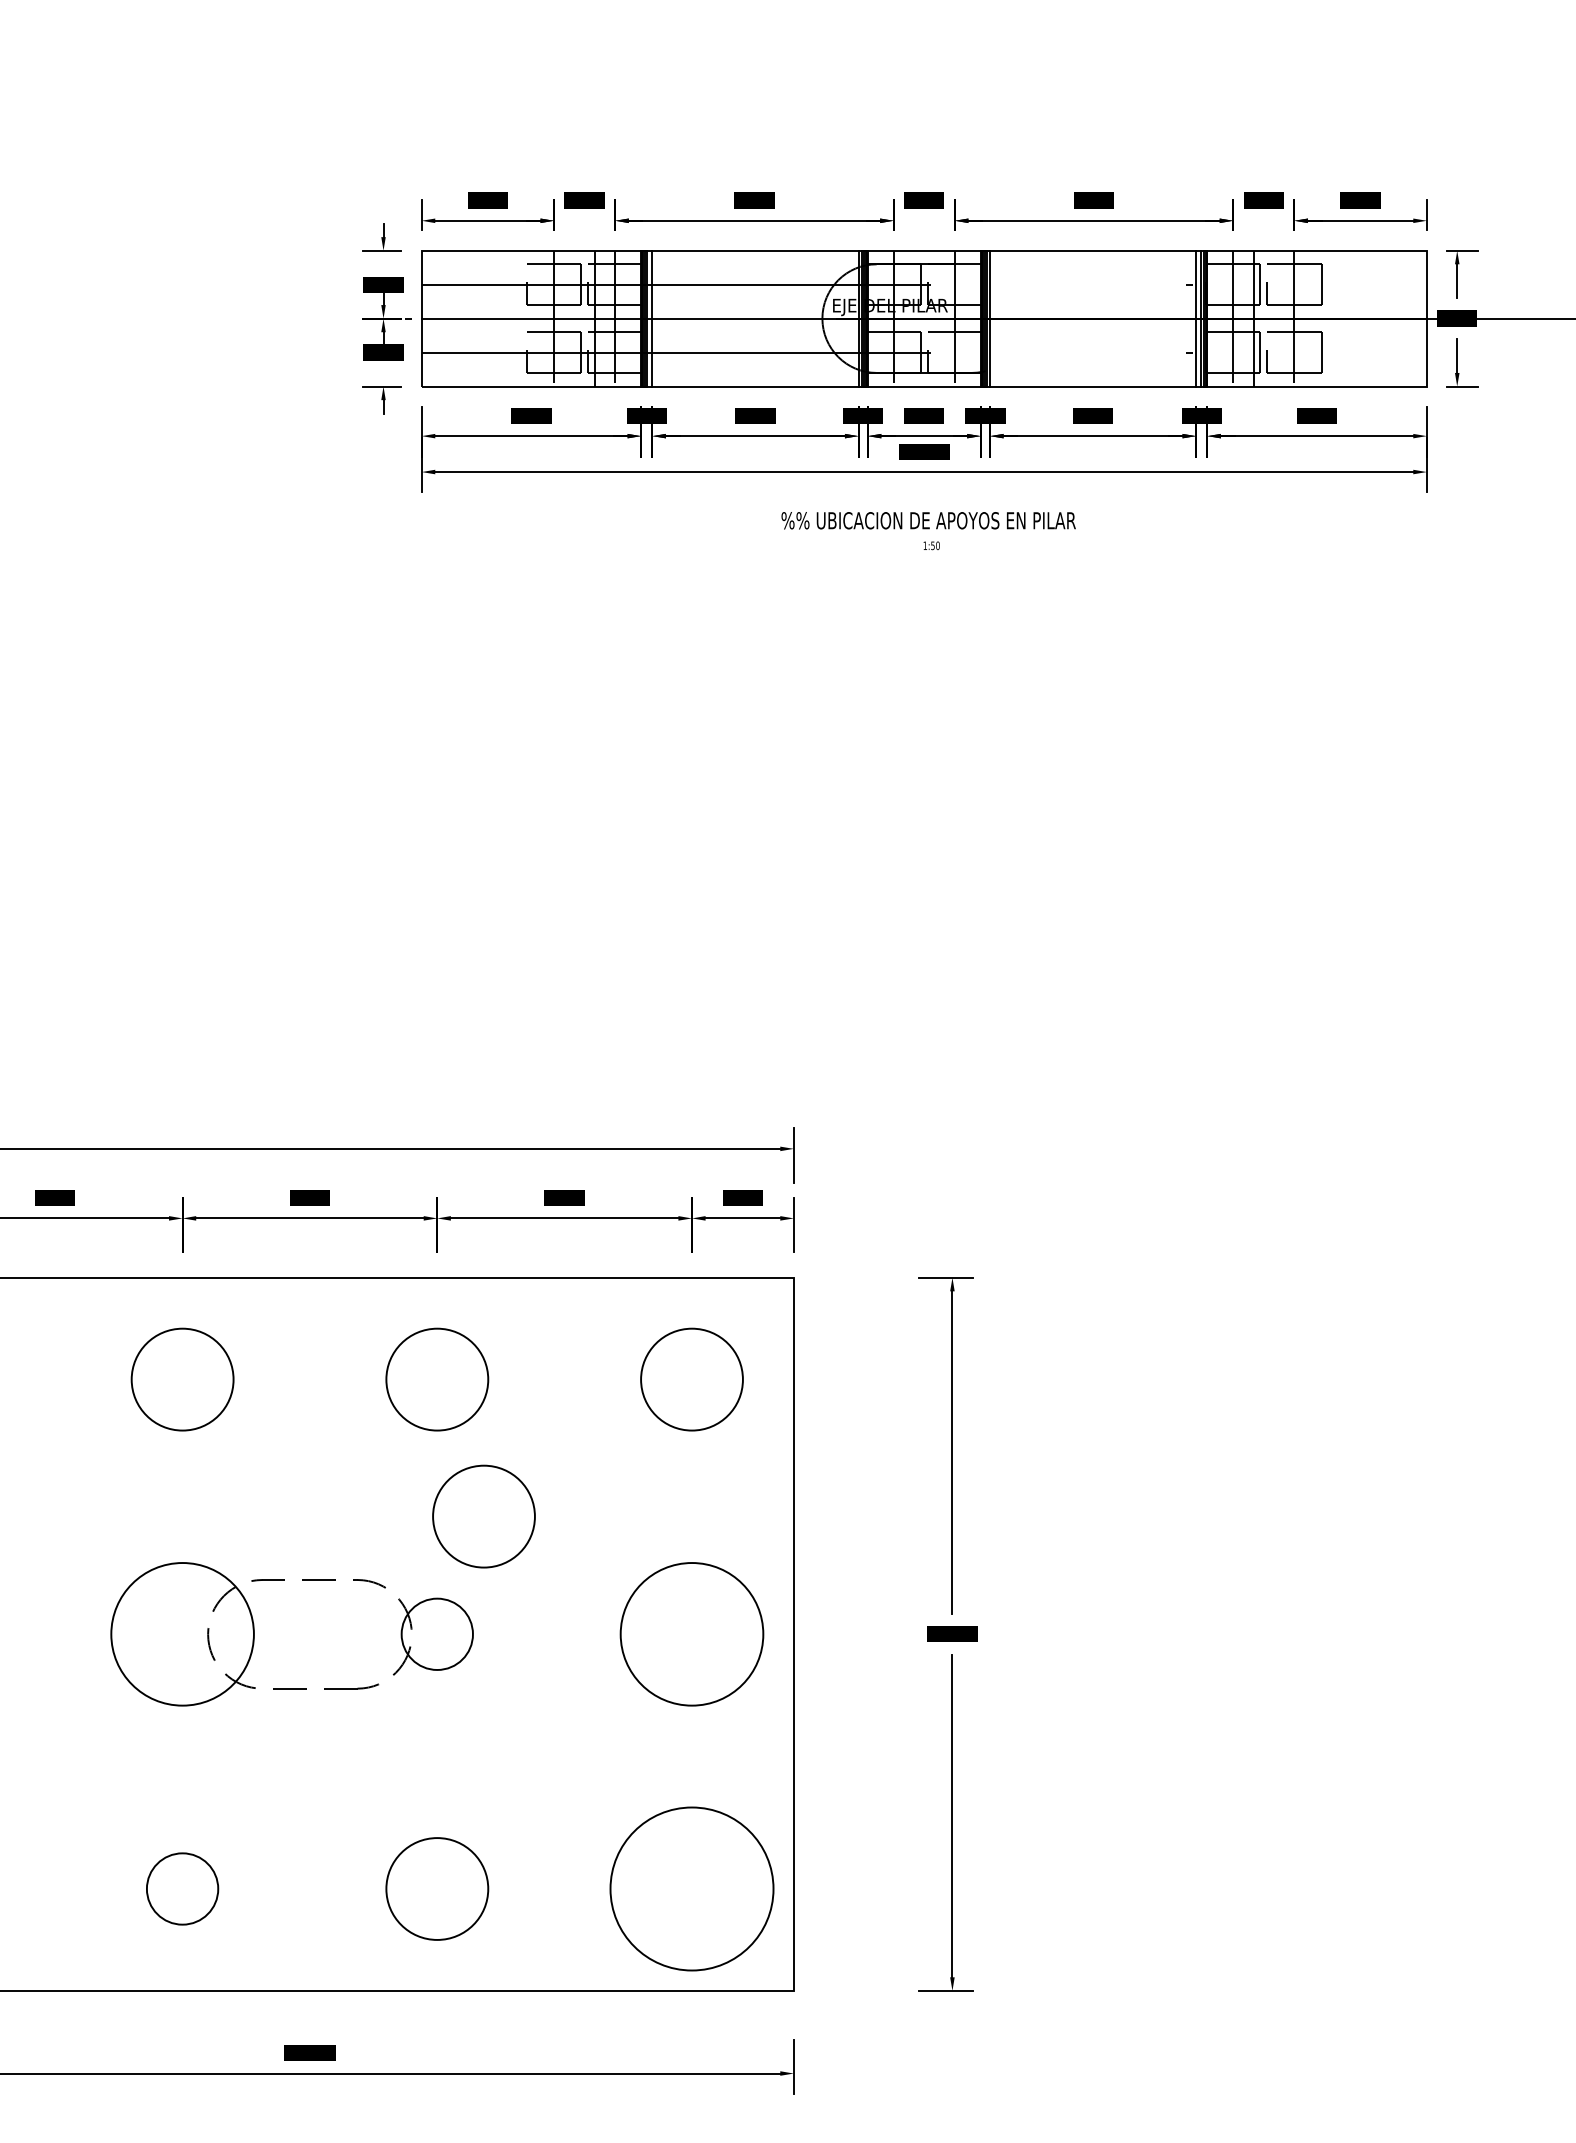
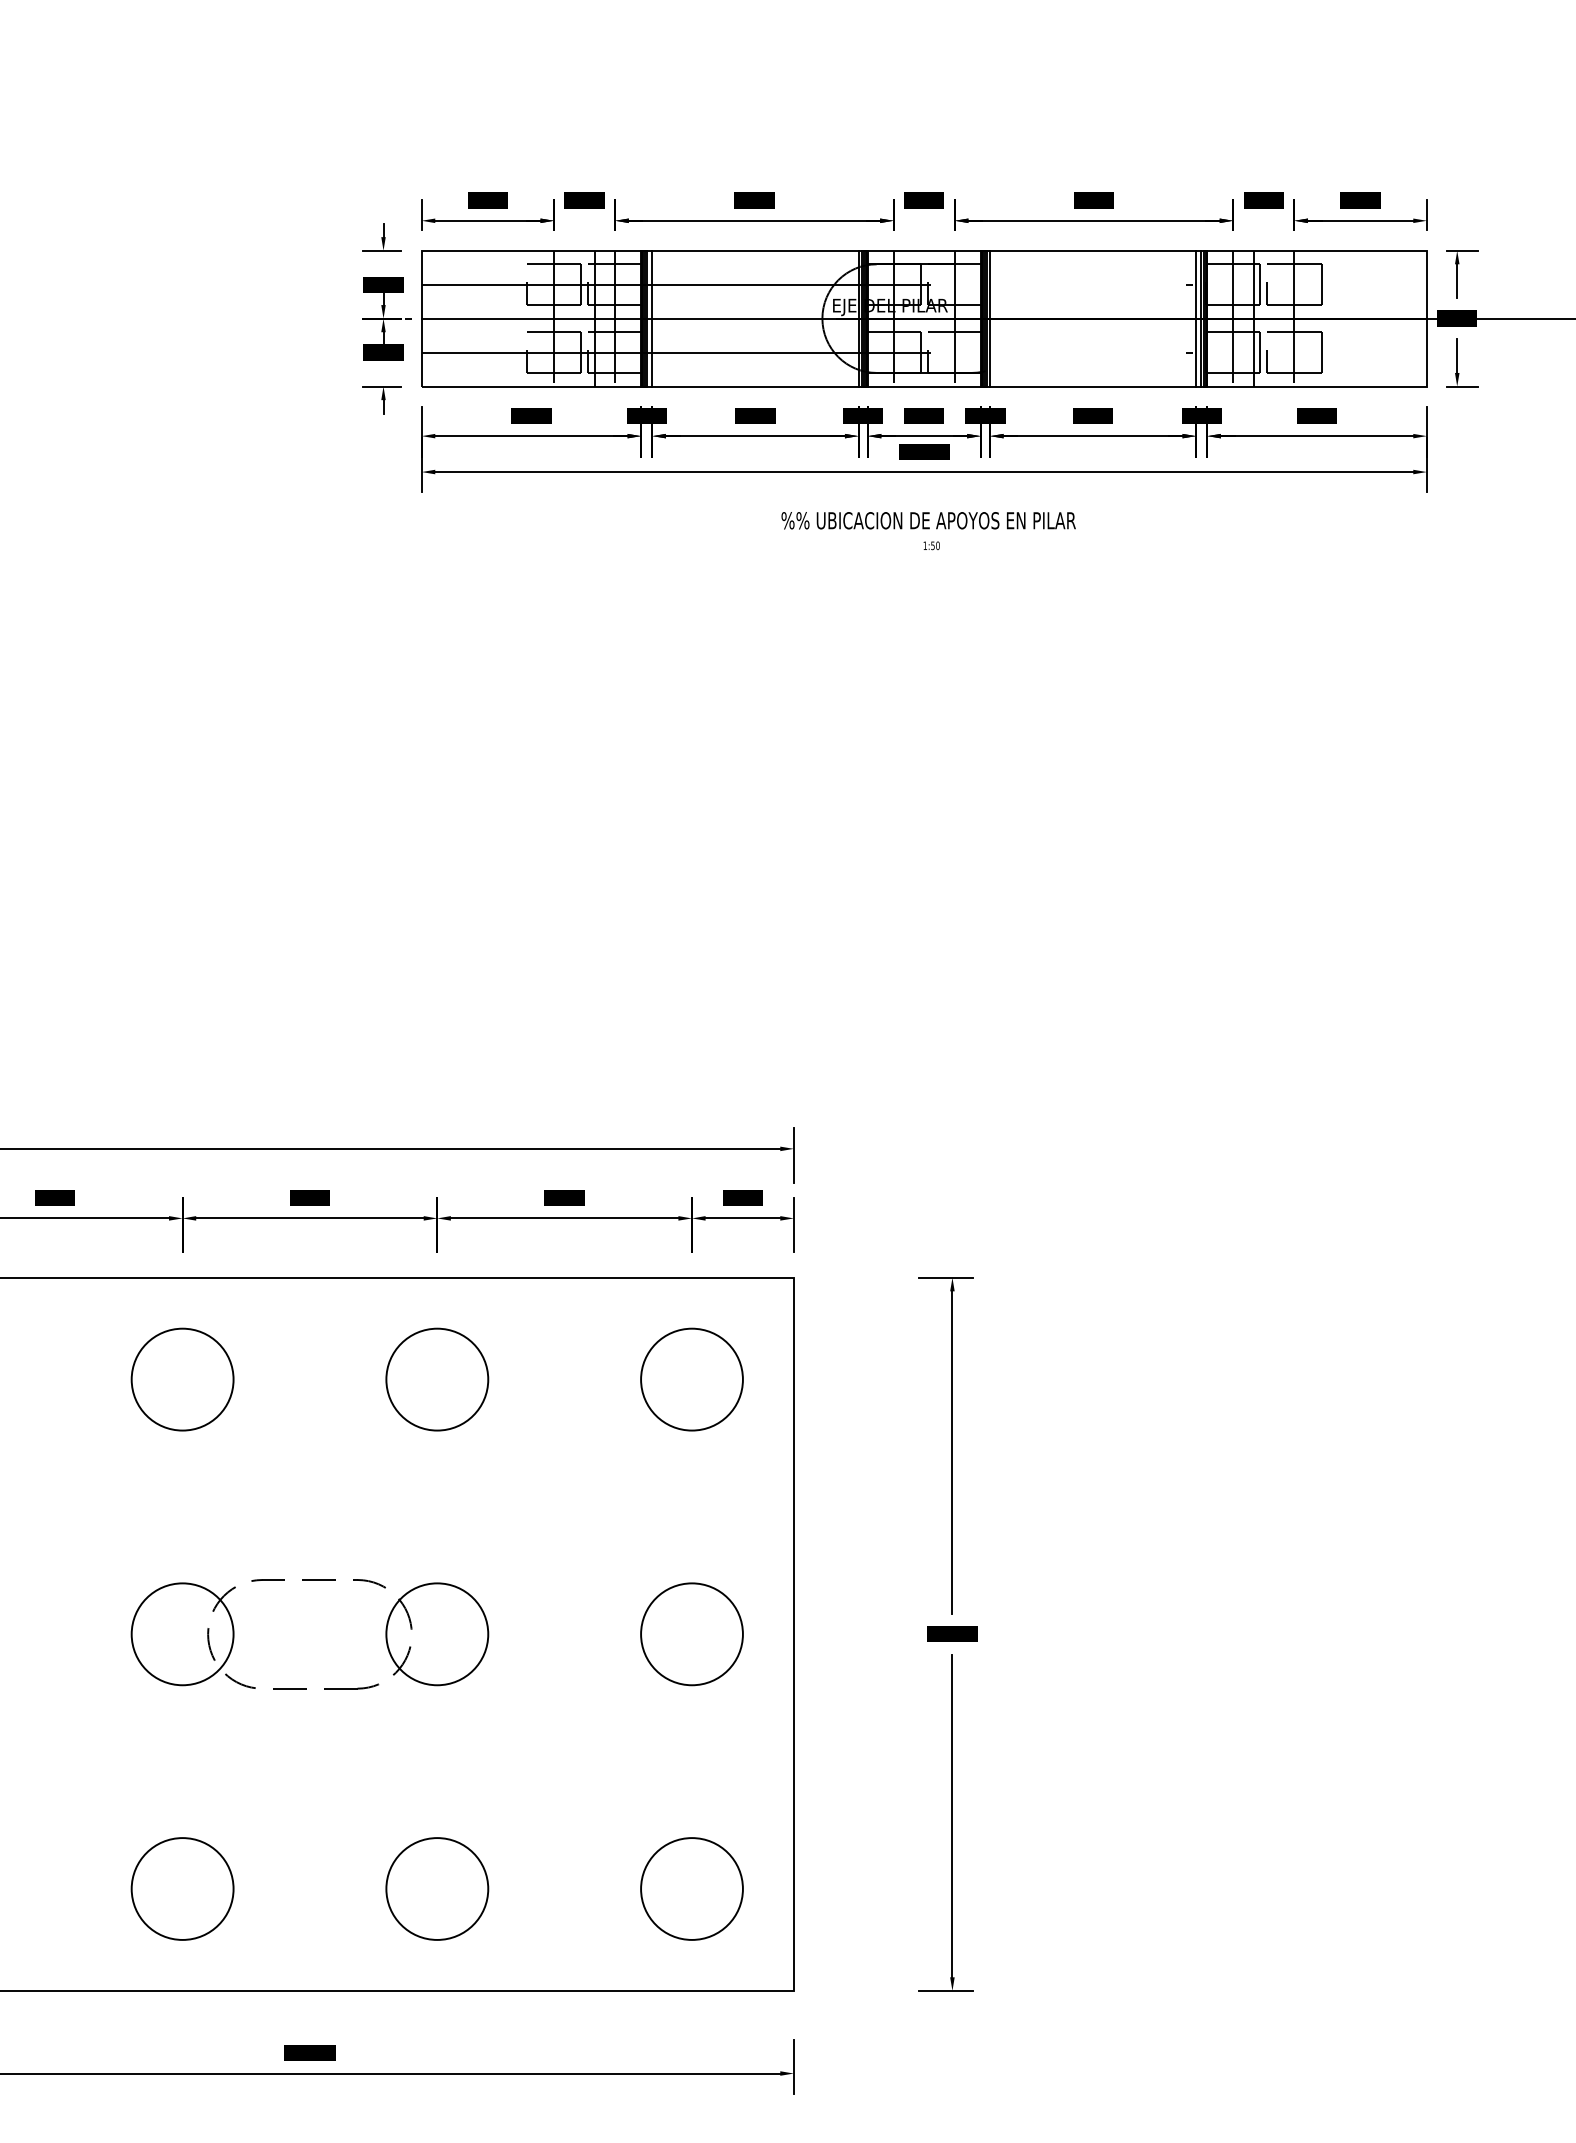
circle: present -> none (483, 1516)
circle diameter: 71 px -> 102 px (437, 1634)
circle diameter: 143 px -> 102 px (182, 1634)
circle diameter: 143 px -> 102 px (691, 1634)
circle size: 74x74 px -> 105x104 px (182, 1888)
circle diameter: 163 px -> 102 px (691, 1888)
